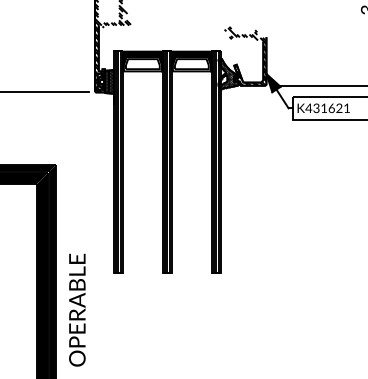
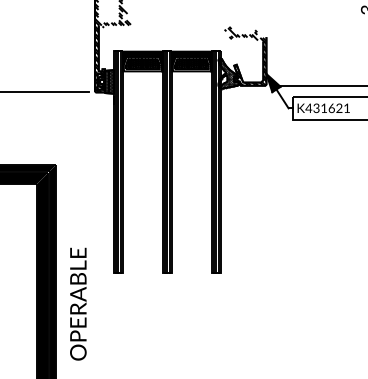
hatch: none -> present (142, 64)
hatch: none -> present (191, 64)
text position: (77, 309) -> (78, 303) (78, 303)
